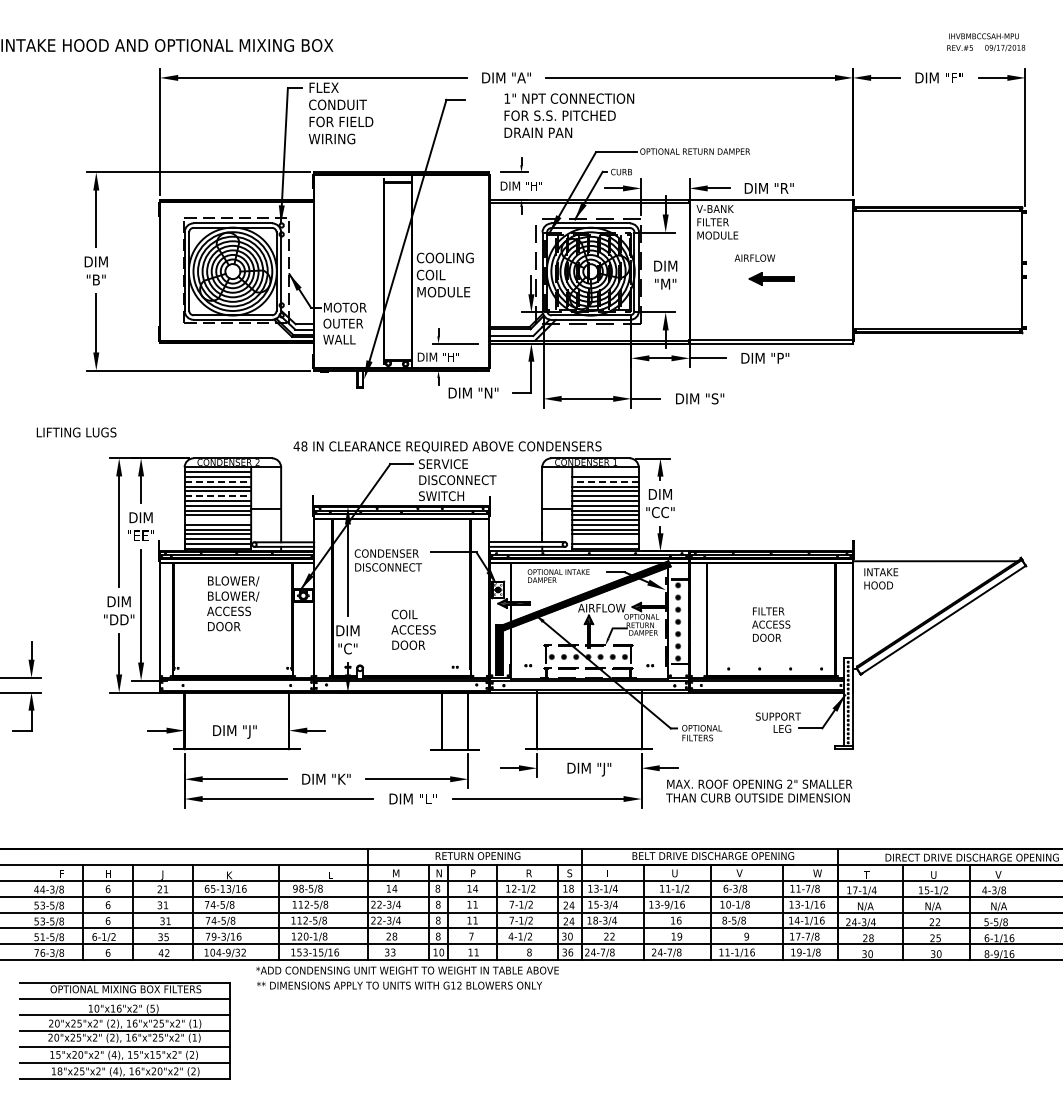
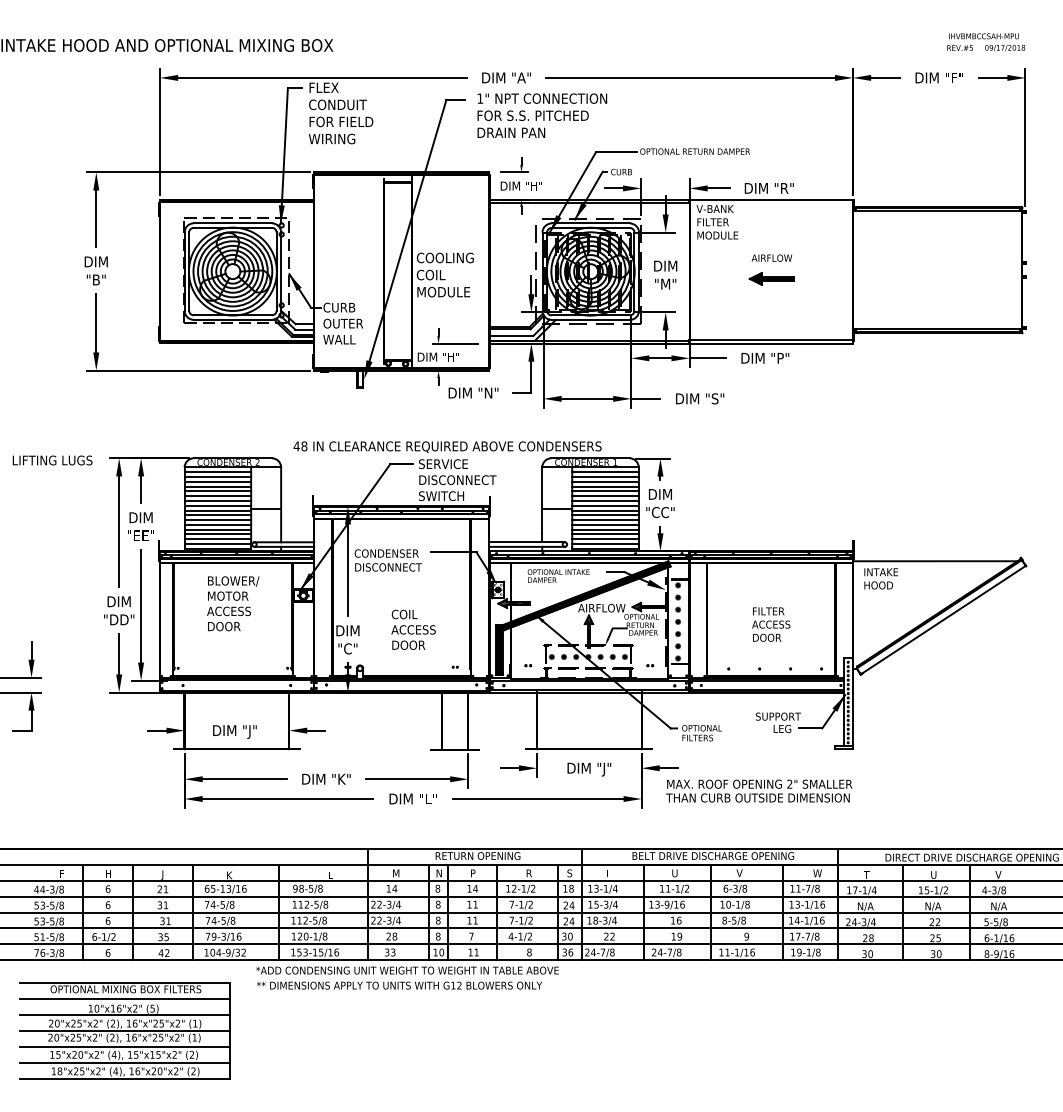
text position: (569, 115) -> (542, 115) (542, 115)
text position: (754, 257) -> (771, 257) (771, 257)
text: MOTOR -> CURB (344, 307)
text position: (76, 432) -> (52, 460) (52, 460)
line: none -> present (605, 472)
line: dashed -> solid (218, 481)
line: dashed -> solid (605, 481)
line: dashed -> solid (218, 496)
line: none -> present (217, 520)
line: none -> present (605, 539)
text: BLOWER/ -> MOTOR (234, 596)
